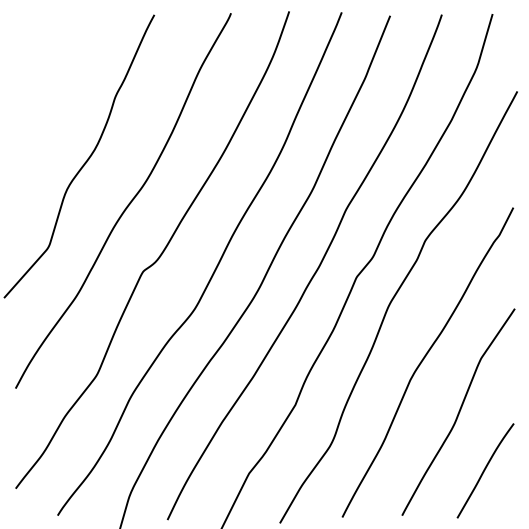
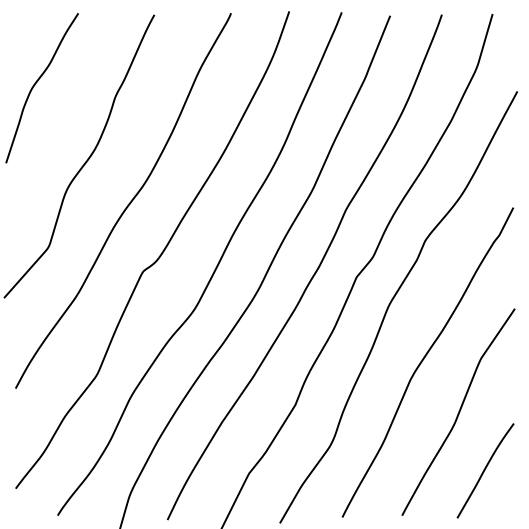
curve: none -> present (35, 85)
